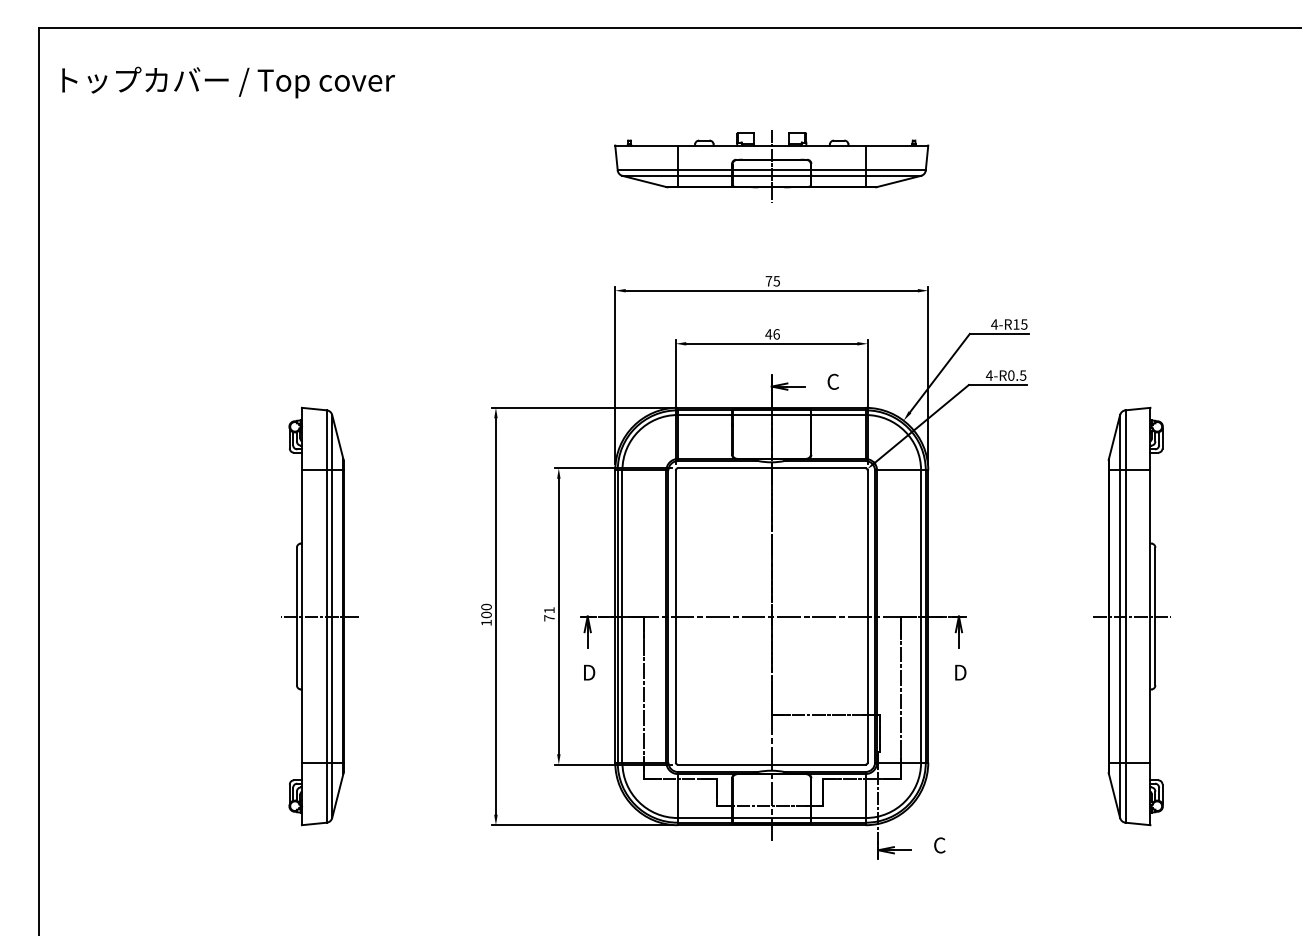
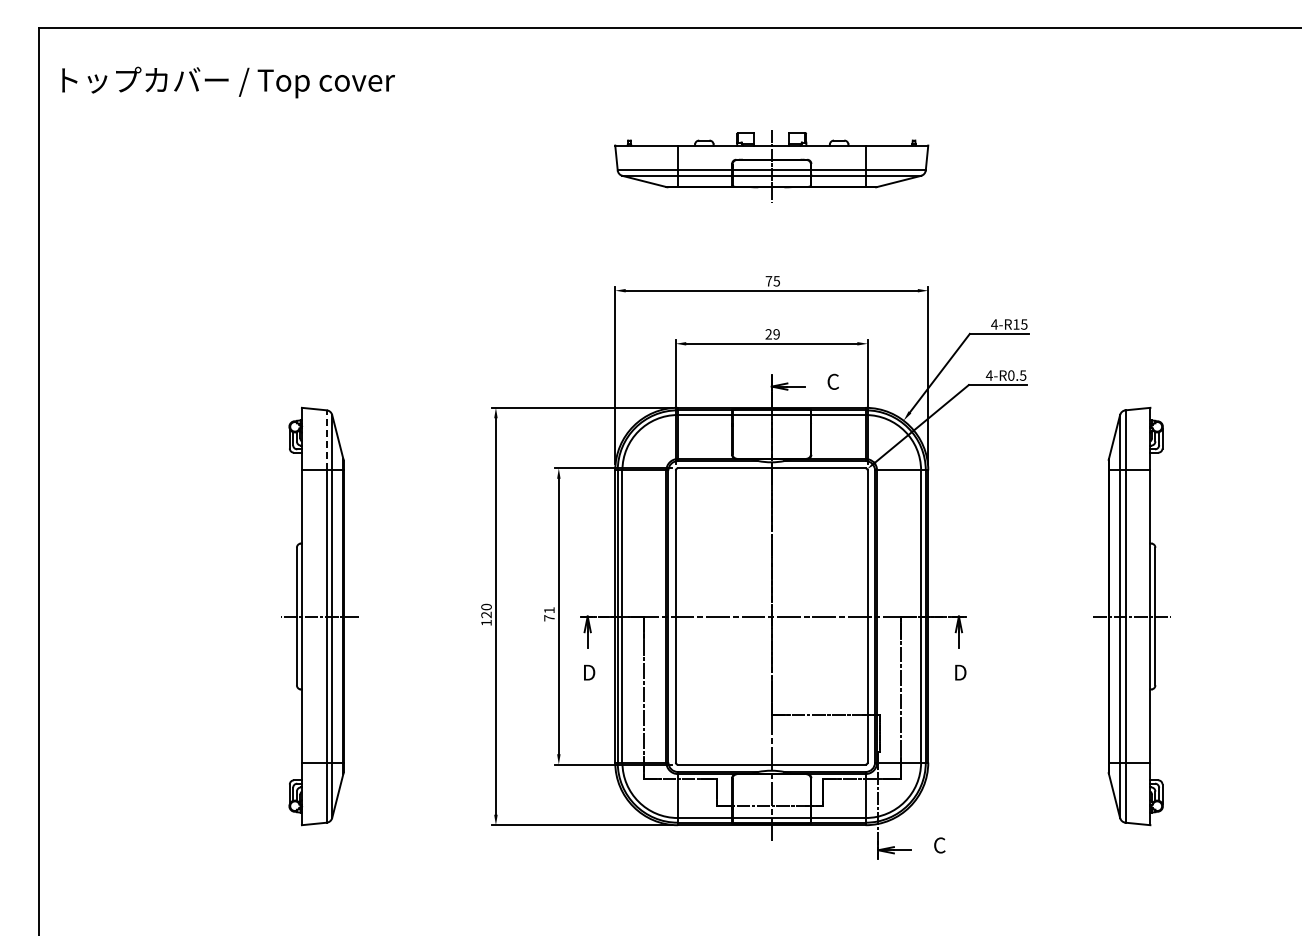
text: 46 -> 29 (772, 334)
line: solid -> dashed (326, 439)
text: 100 -> 120 (486, 614)
